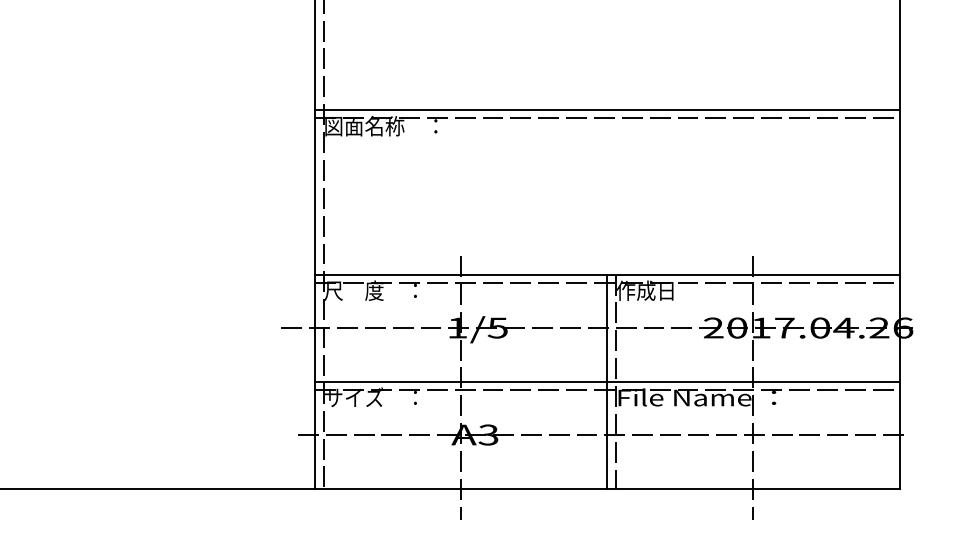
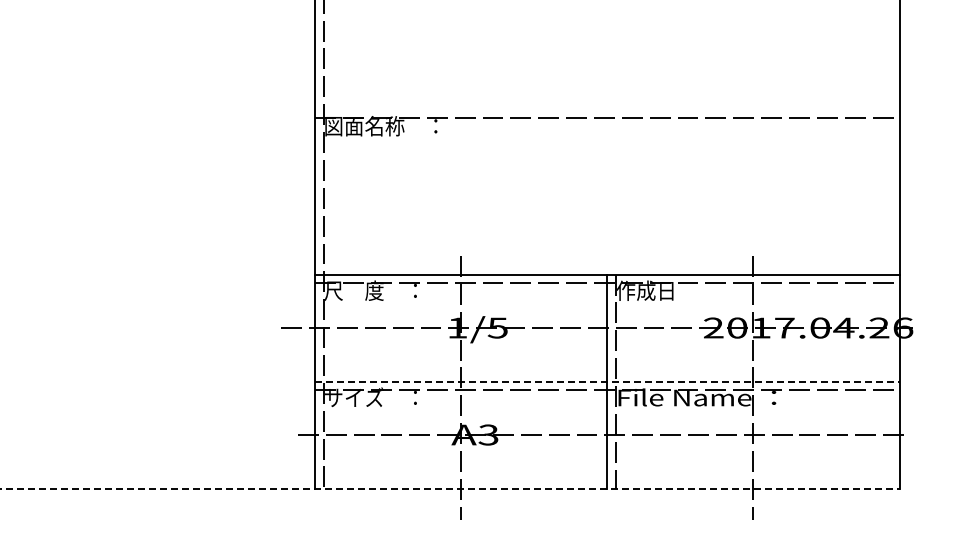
line: present -> none (607, 110)
line: solid -> dashed (607, 381)
line: solid -> dashed (450, 488)
